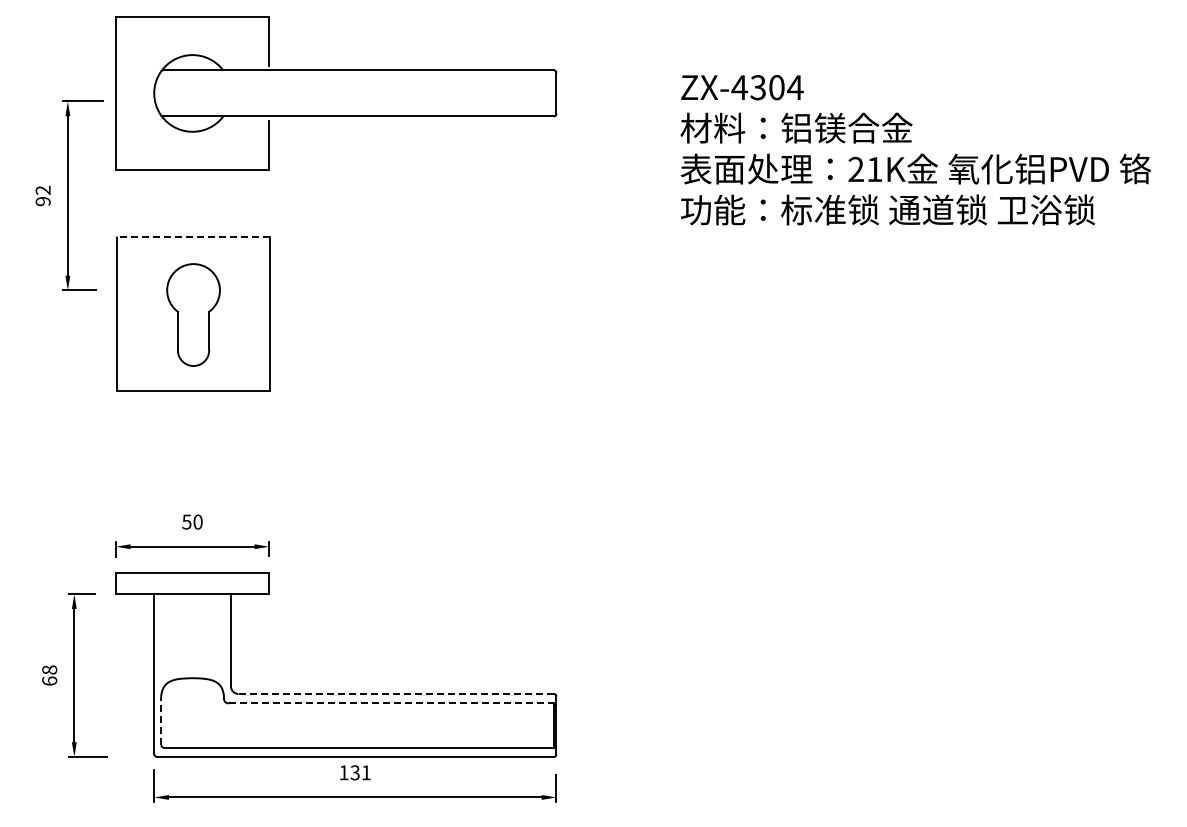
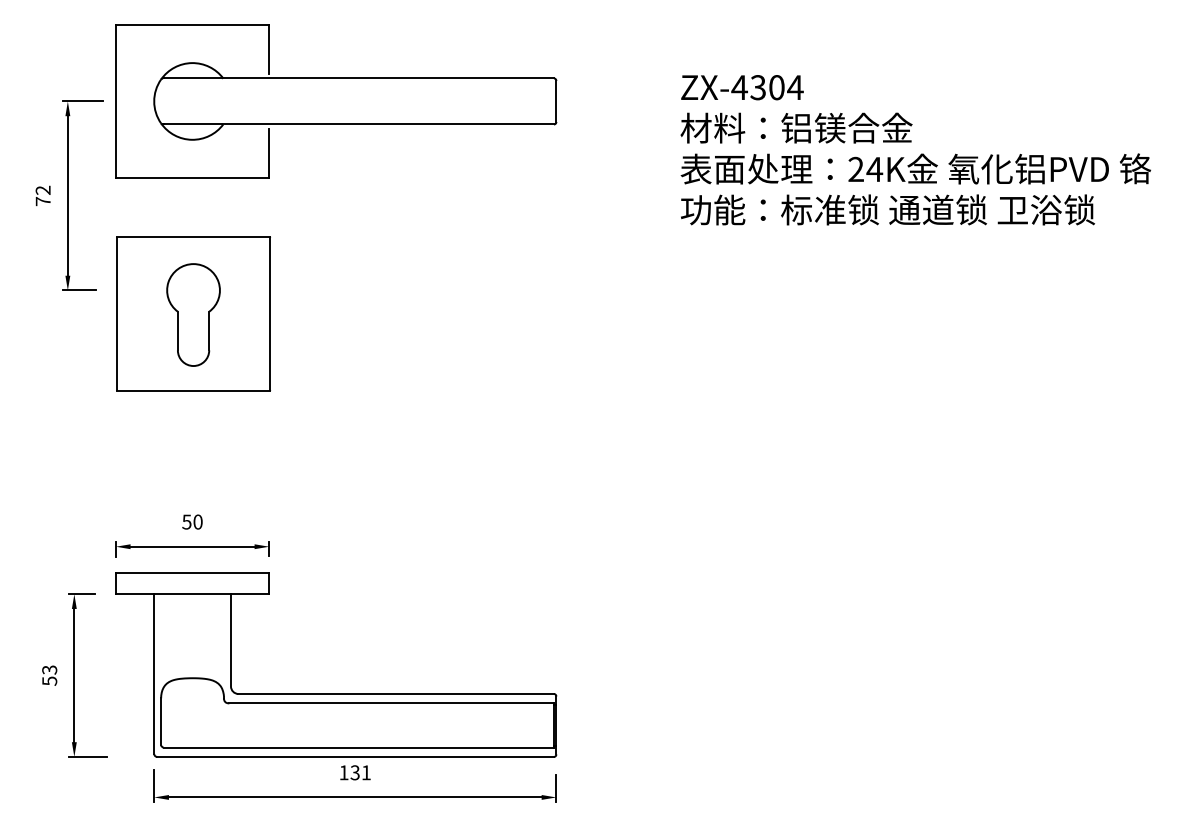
part position: (336, 93) -> (336, 101) (336, 101)
text: 21K -> 24K (874, 169)
text: 92 -> 72 (42, 201)
line: dashed -> solid (193, 237)
text: 68 -> 53 (49, 675)
line: dashed -> solid (396, 694)
line: dashed -> solid (392, 703)
line: dashed -> solid (161, 721)
